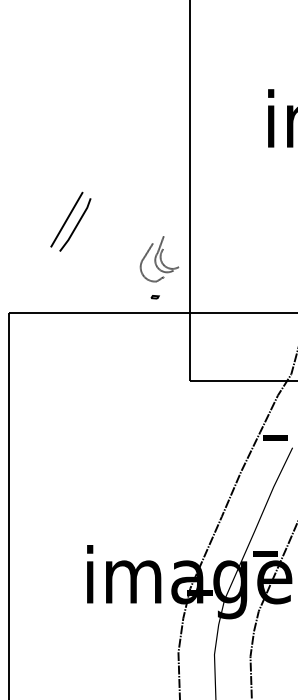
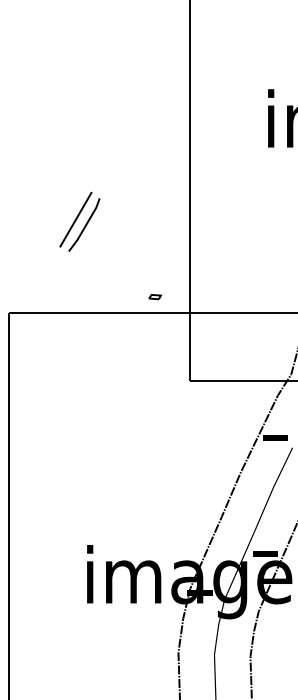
part position: (70, 221) -> (79, 221) (79, 221)
part: present -> none (159, 259)
part size: 10x5 px -> 15x7 px (155, 297)
